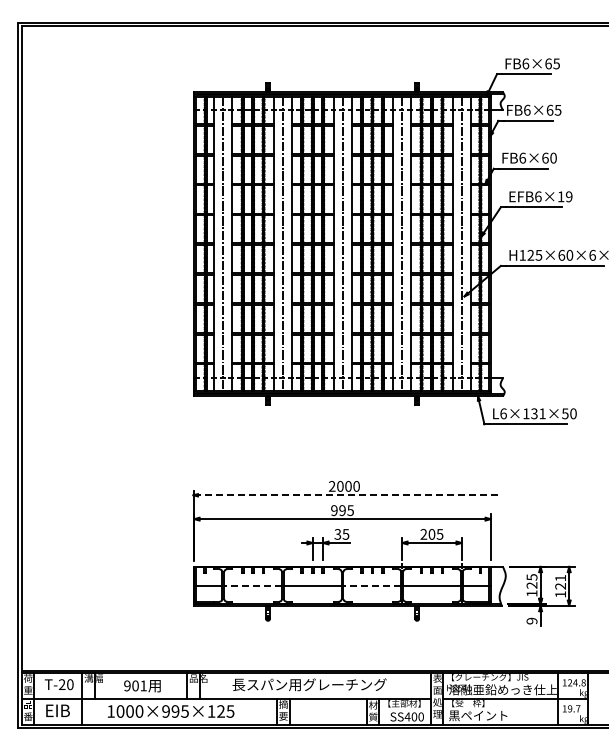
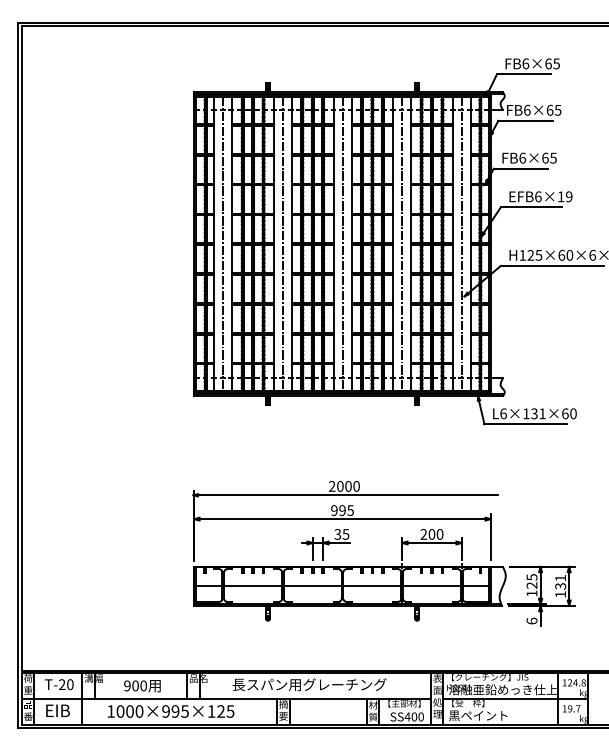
text: FB6×60 -> FB6×65 (553, 157)
text: L6×131×50 -> L6×131×60 (565, 413)
line: dashed -> solid (347, 495)
text: 205 -> 200 (439, 534)
line: dashed -> solid (253, 586)
line: dashed -> solid (372, 586)
text: 121 -> 131 (561, 586)
text: 9 -> 6 (531, 620)
text: 901 -> 900 (143, 685)
